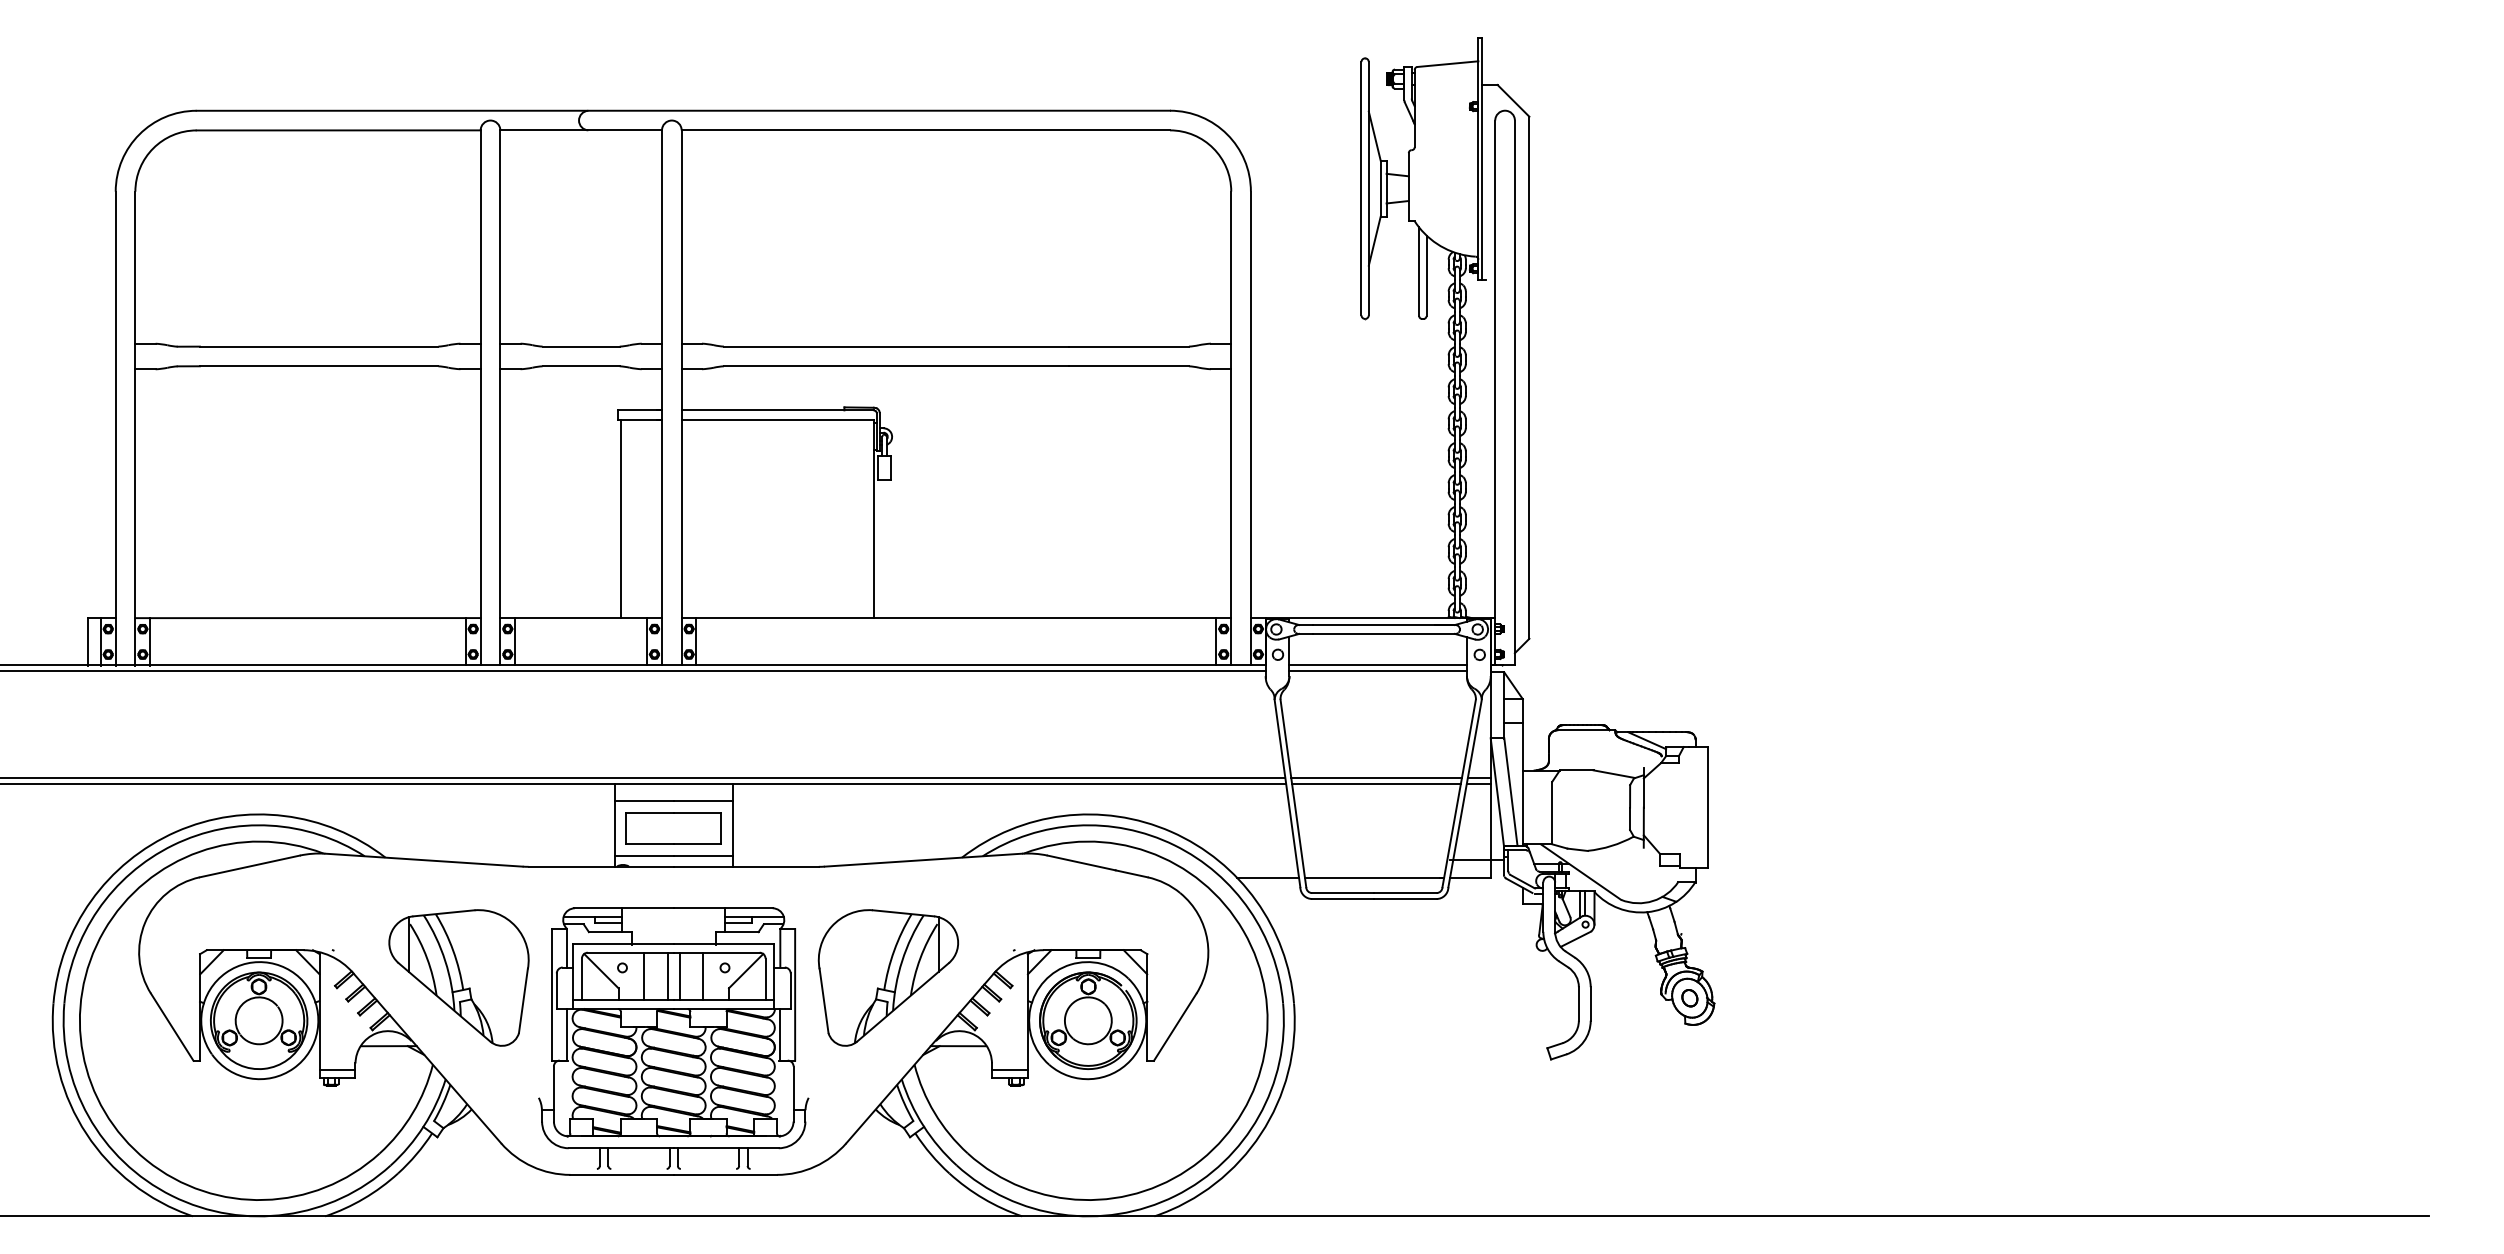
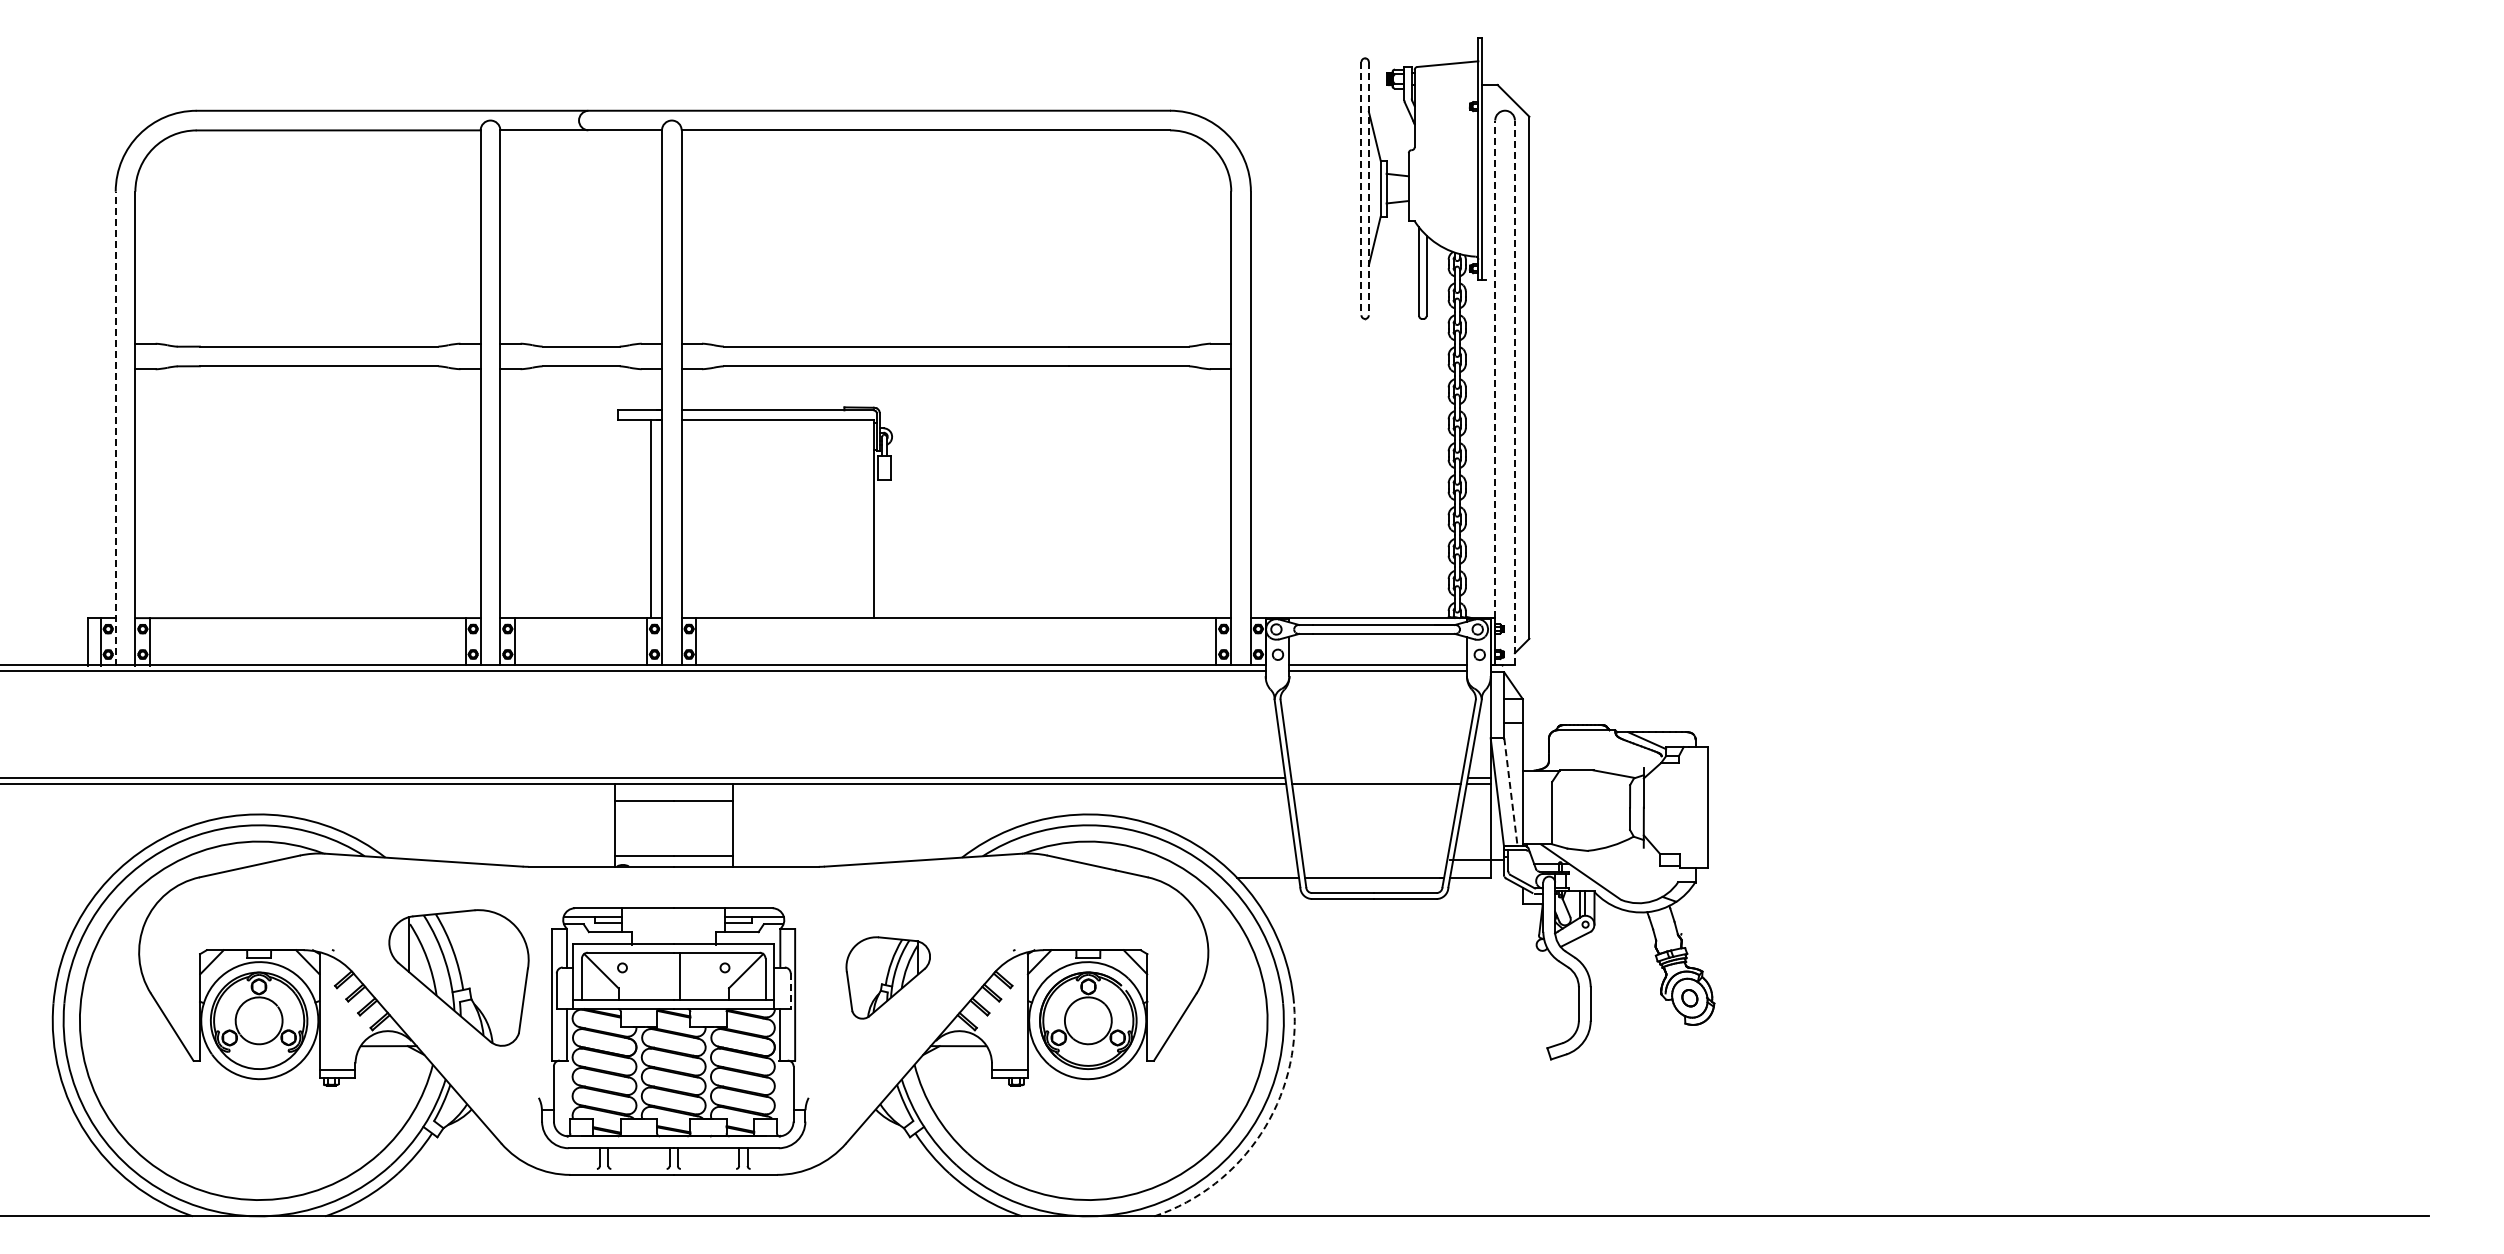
line: solid -> dashed (1361, 188)
line: solid -> dashed (1368, 188)
line: solid -> dashed (1495, 369)
line: solid -> dashed (1514, 392)
line: solid -> dashed (115, 428)
line position: (620, 518) -> (650, 518) (650, 518)
line: present -> none (1376, 778)
line: solid -> dashed (1510, 792)
part: present -> none (673, 828)
line: present -> none (644, 976)
line: present -> none (667, 976)
line: present -> none (703, 976)
part size: 142x138 px -> 86x84 px (887, 977)
line: solid -> dashed (790, 991)
arc: solid -> dashed (1260, 1134)
